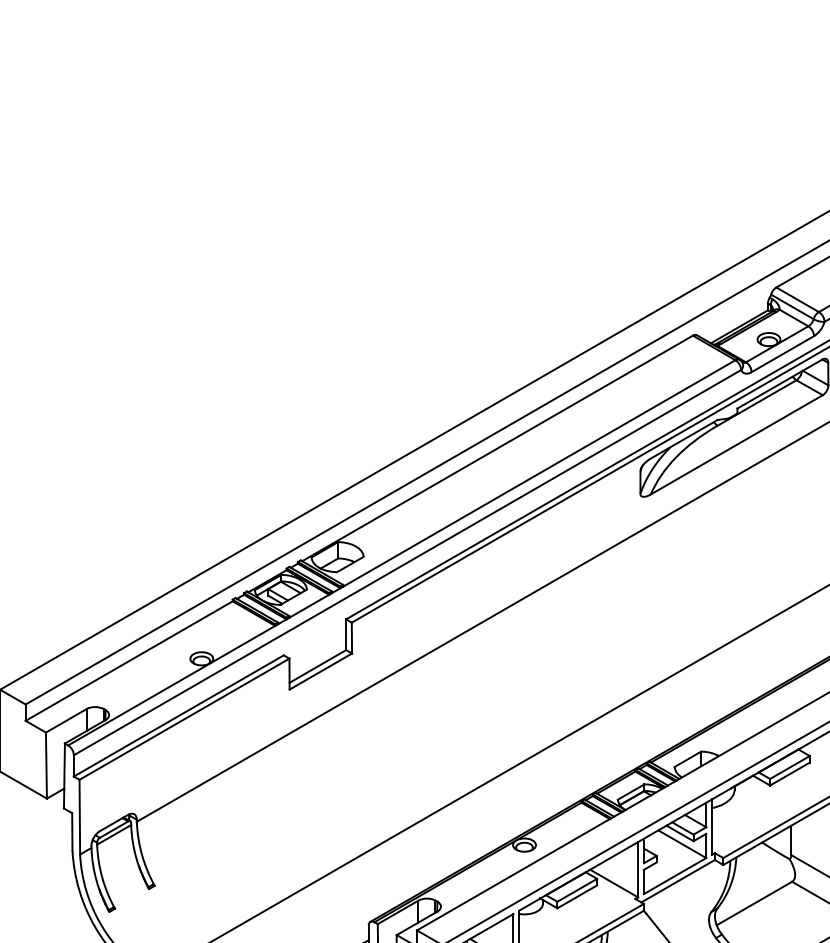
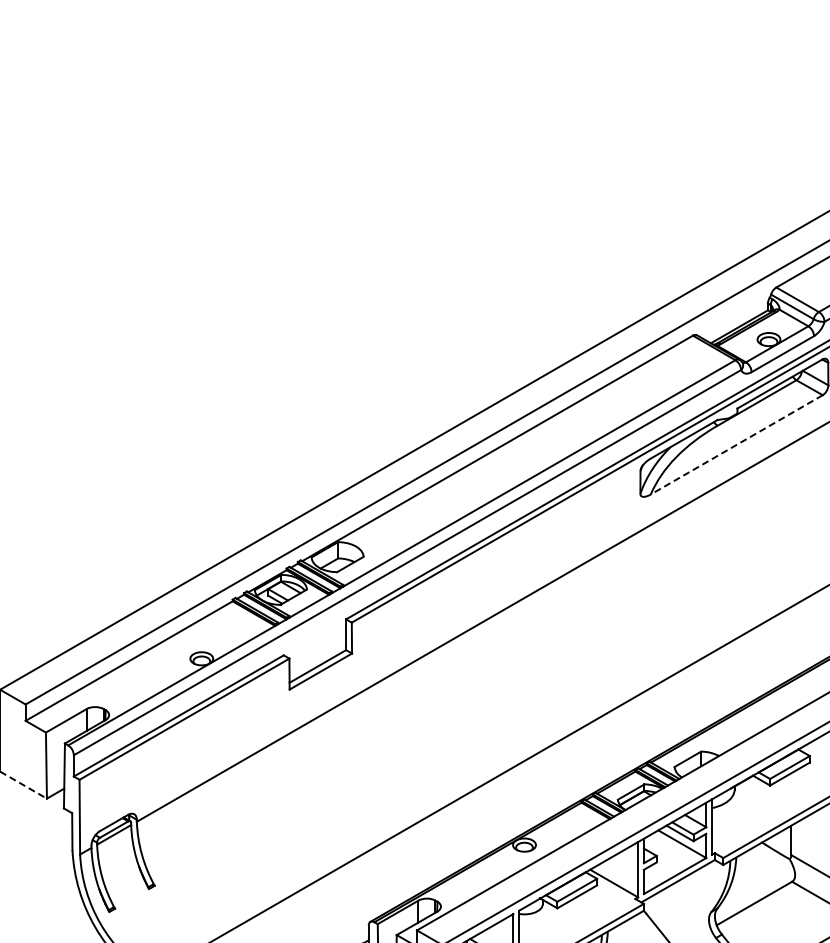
line: solid -> dashed (736, 445)
line: solid -> dashed (23, 785)
